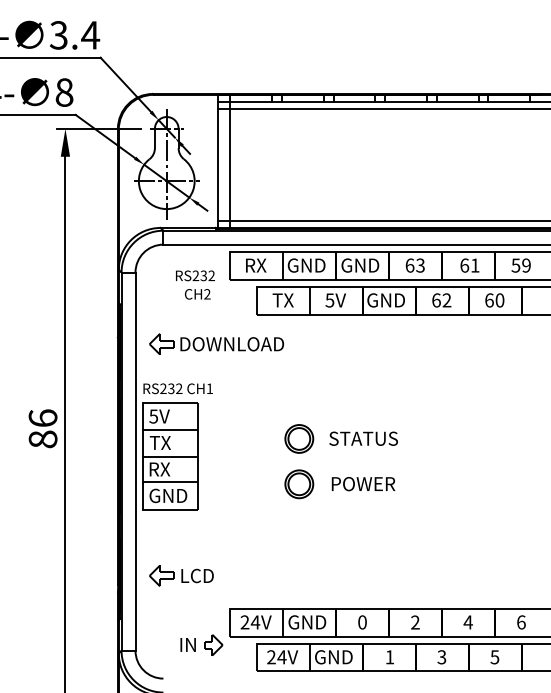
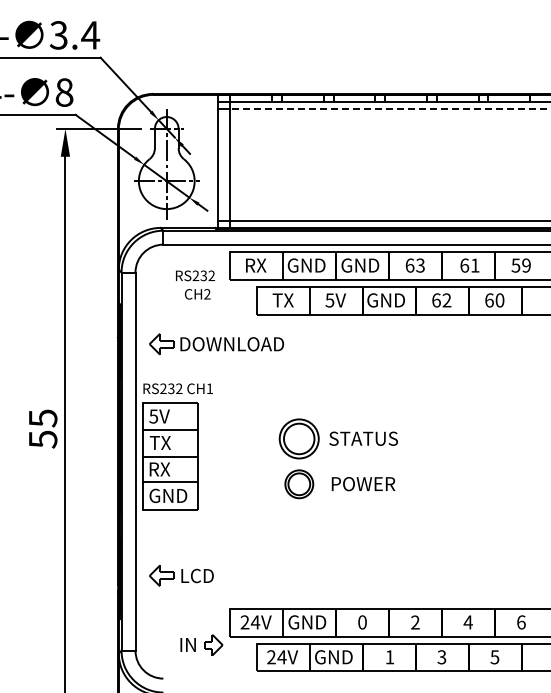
line: solid -> dashed (390, 109)
text: 86 -> 55 (42, 428)
part size: 31x30 px -> 42x42 px (298, 438)
